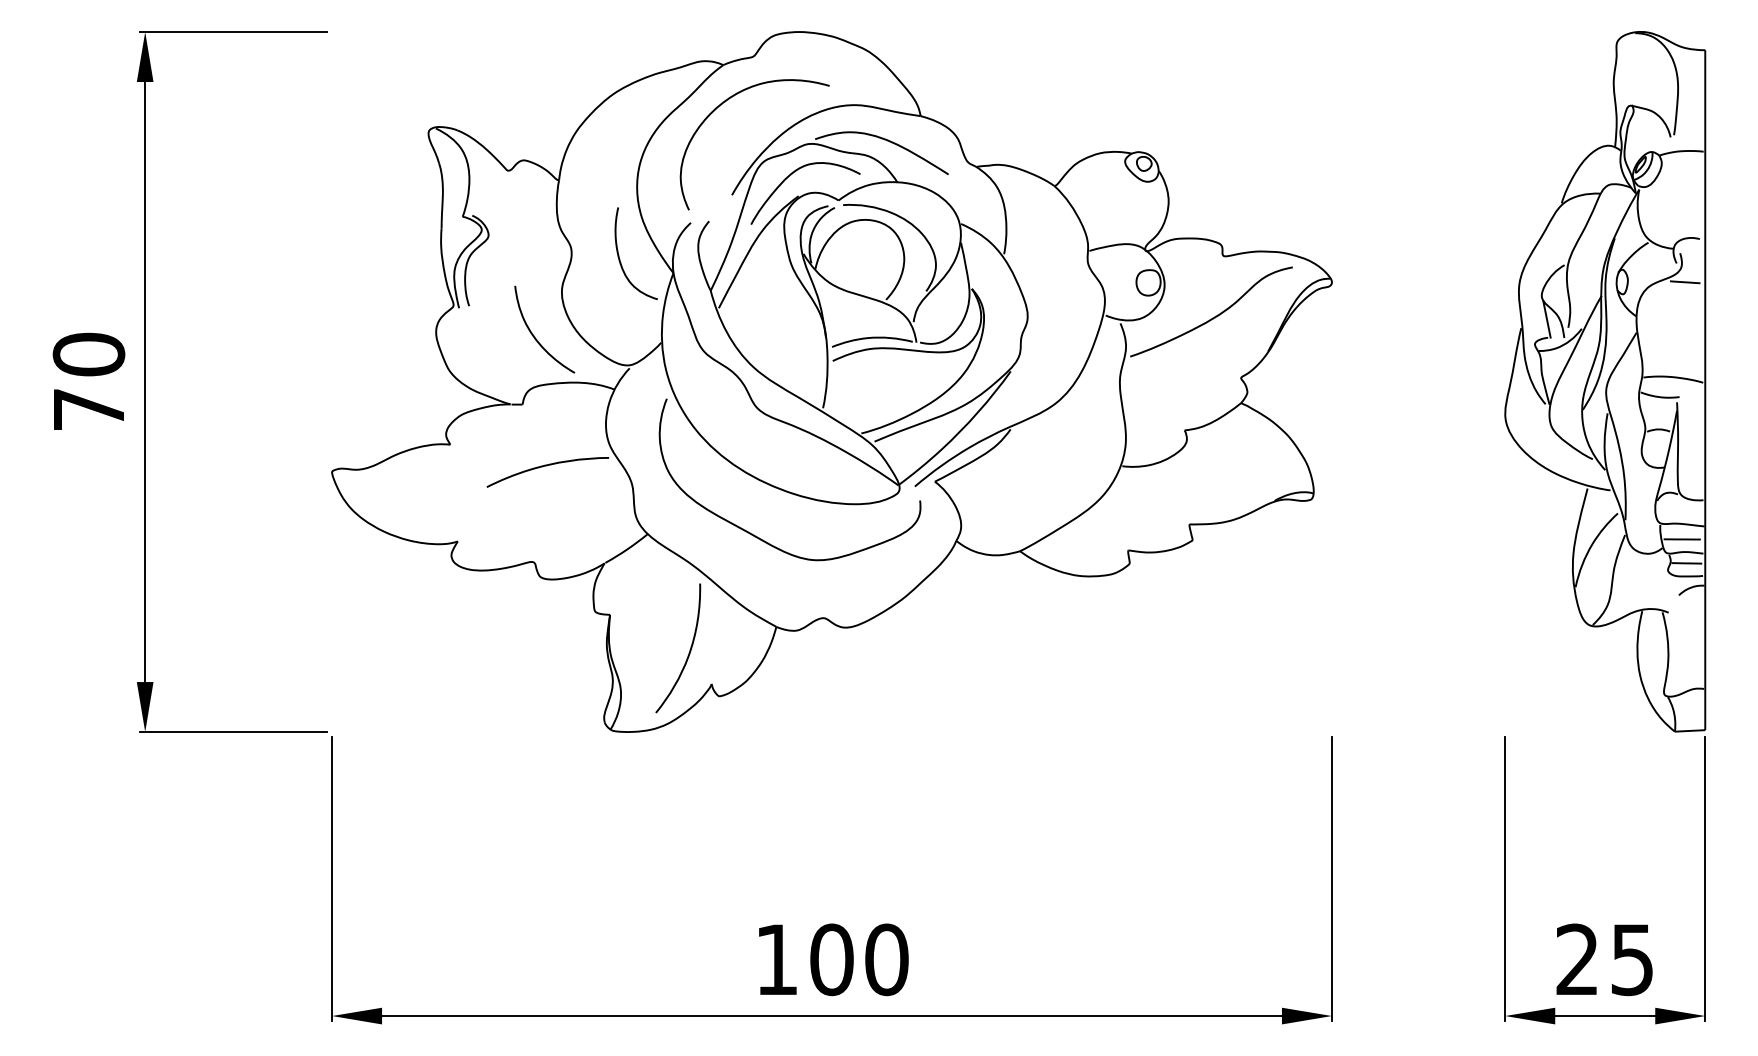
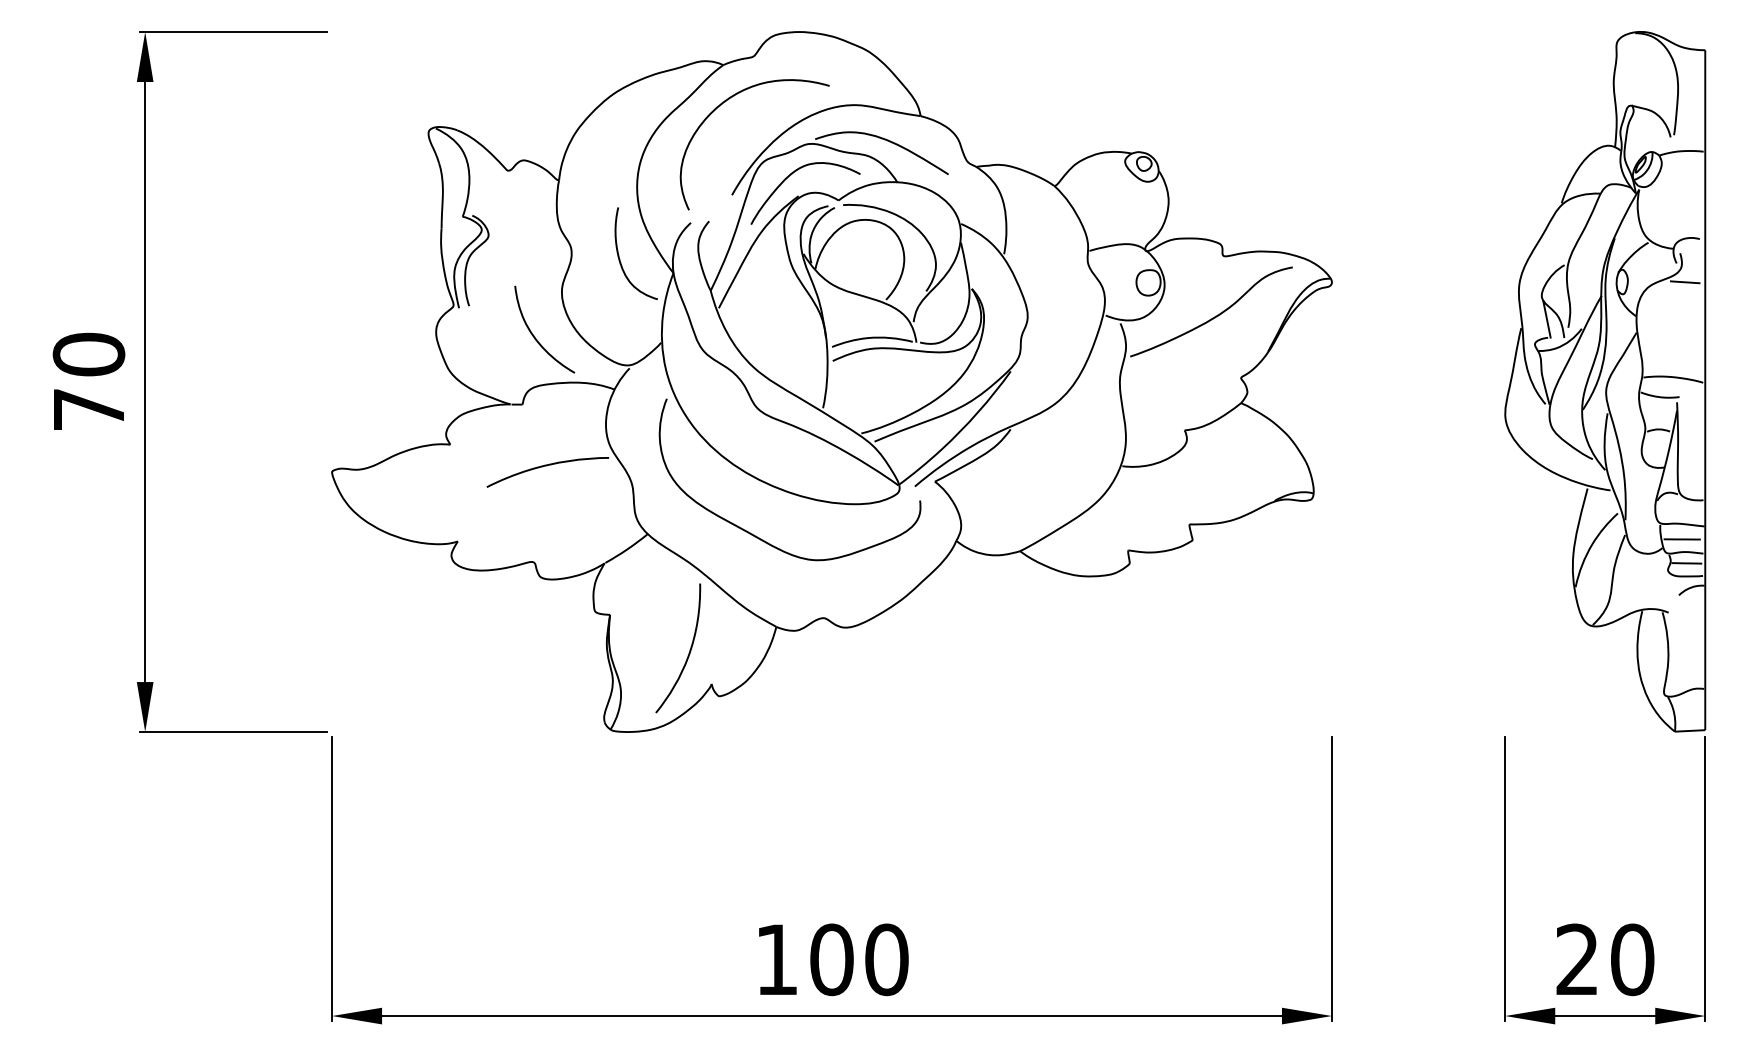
text: 25 -> 20 (1632, 959)
